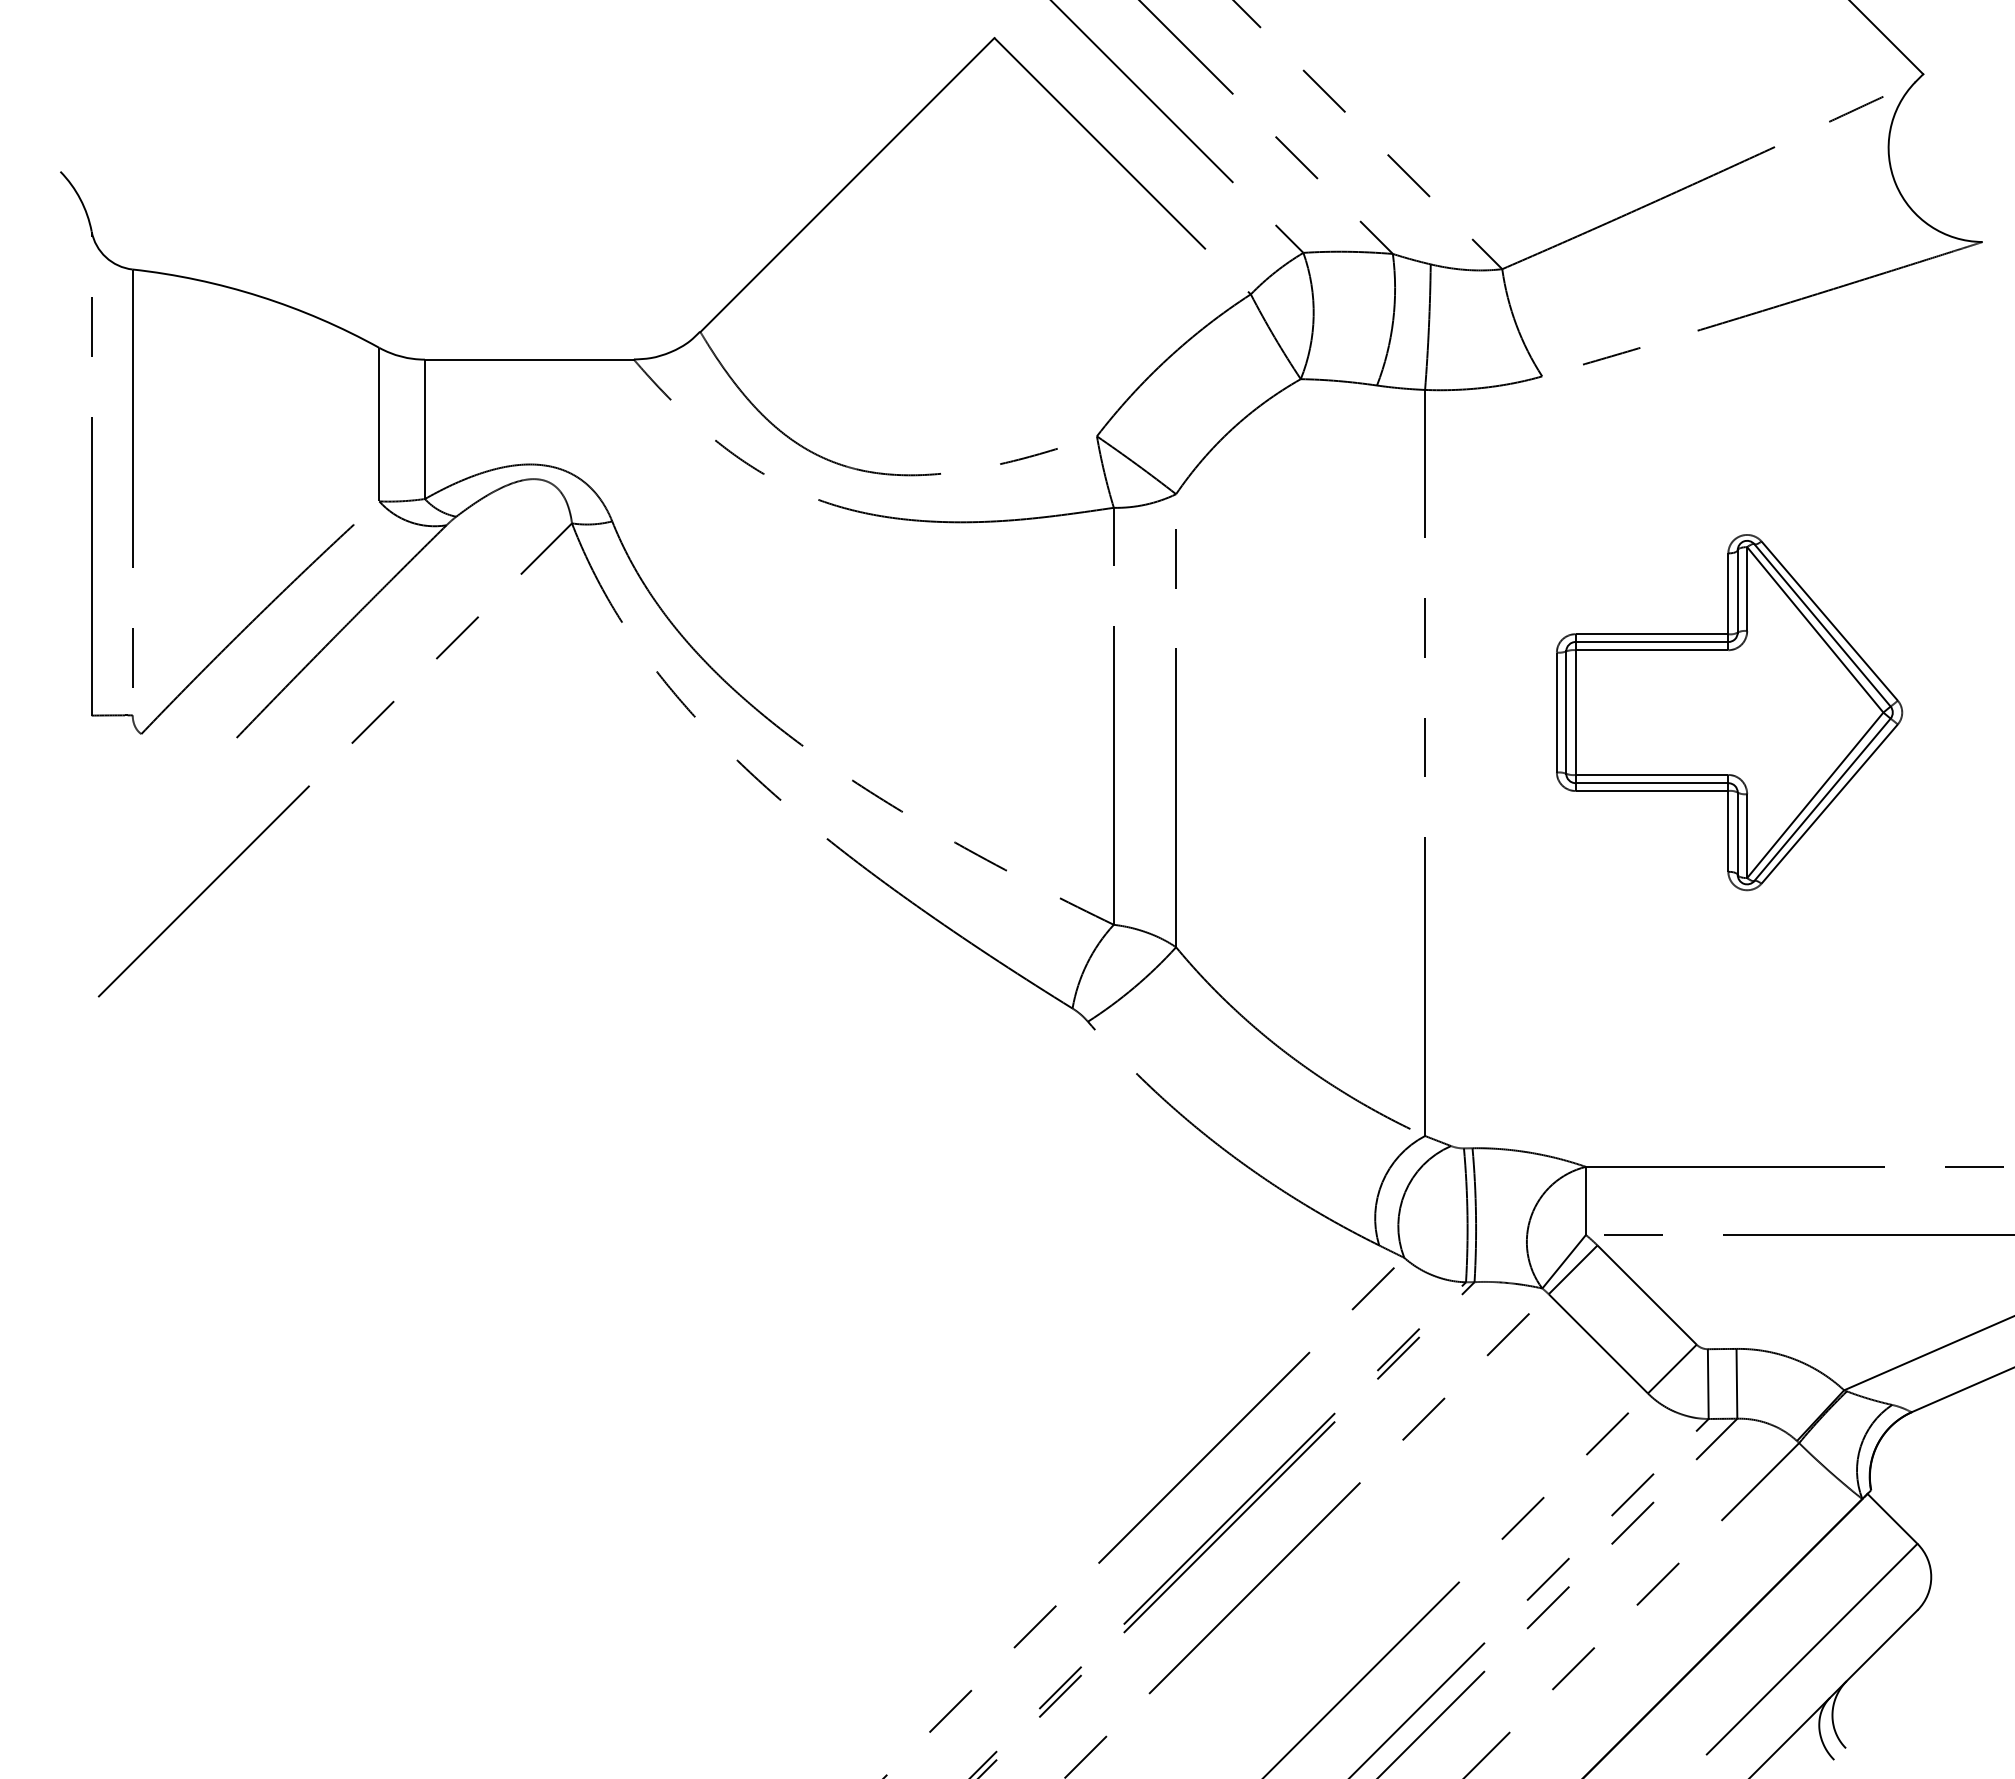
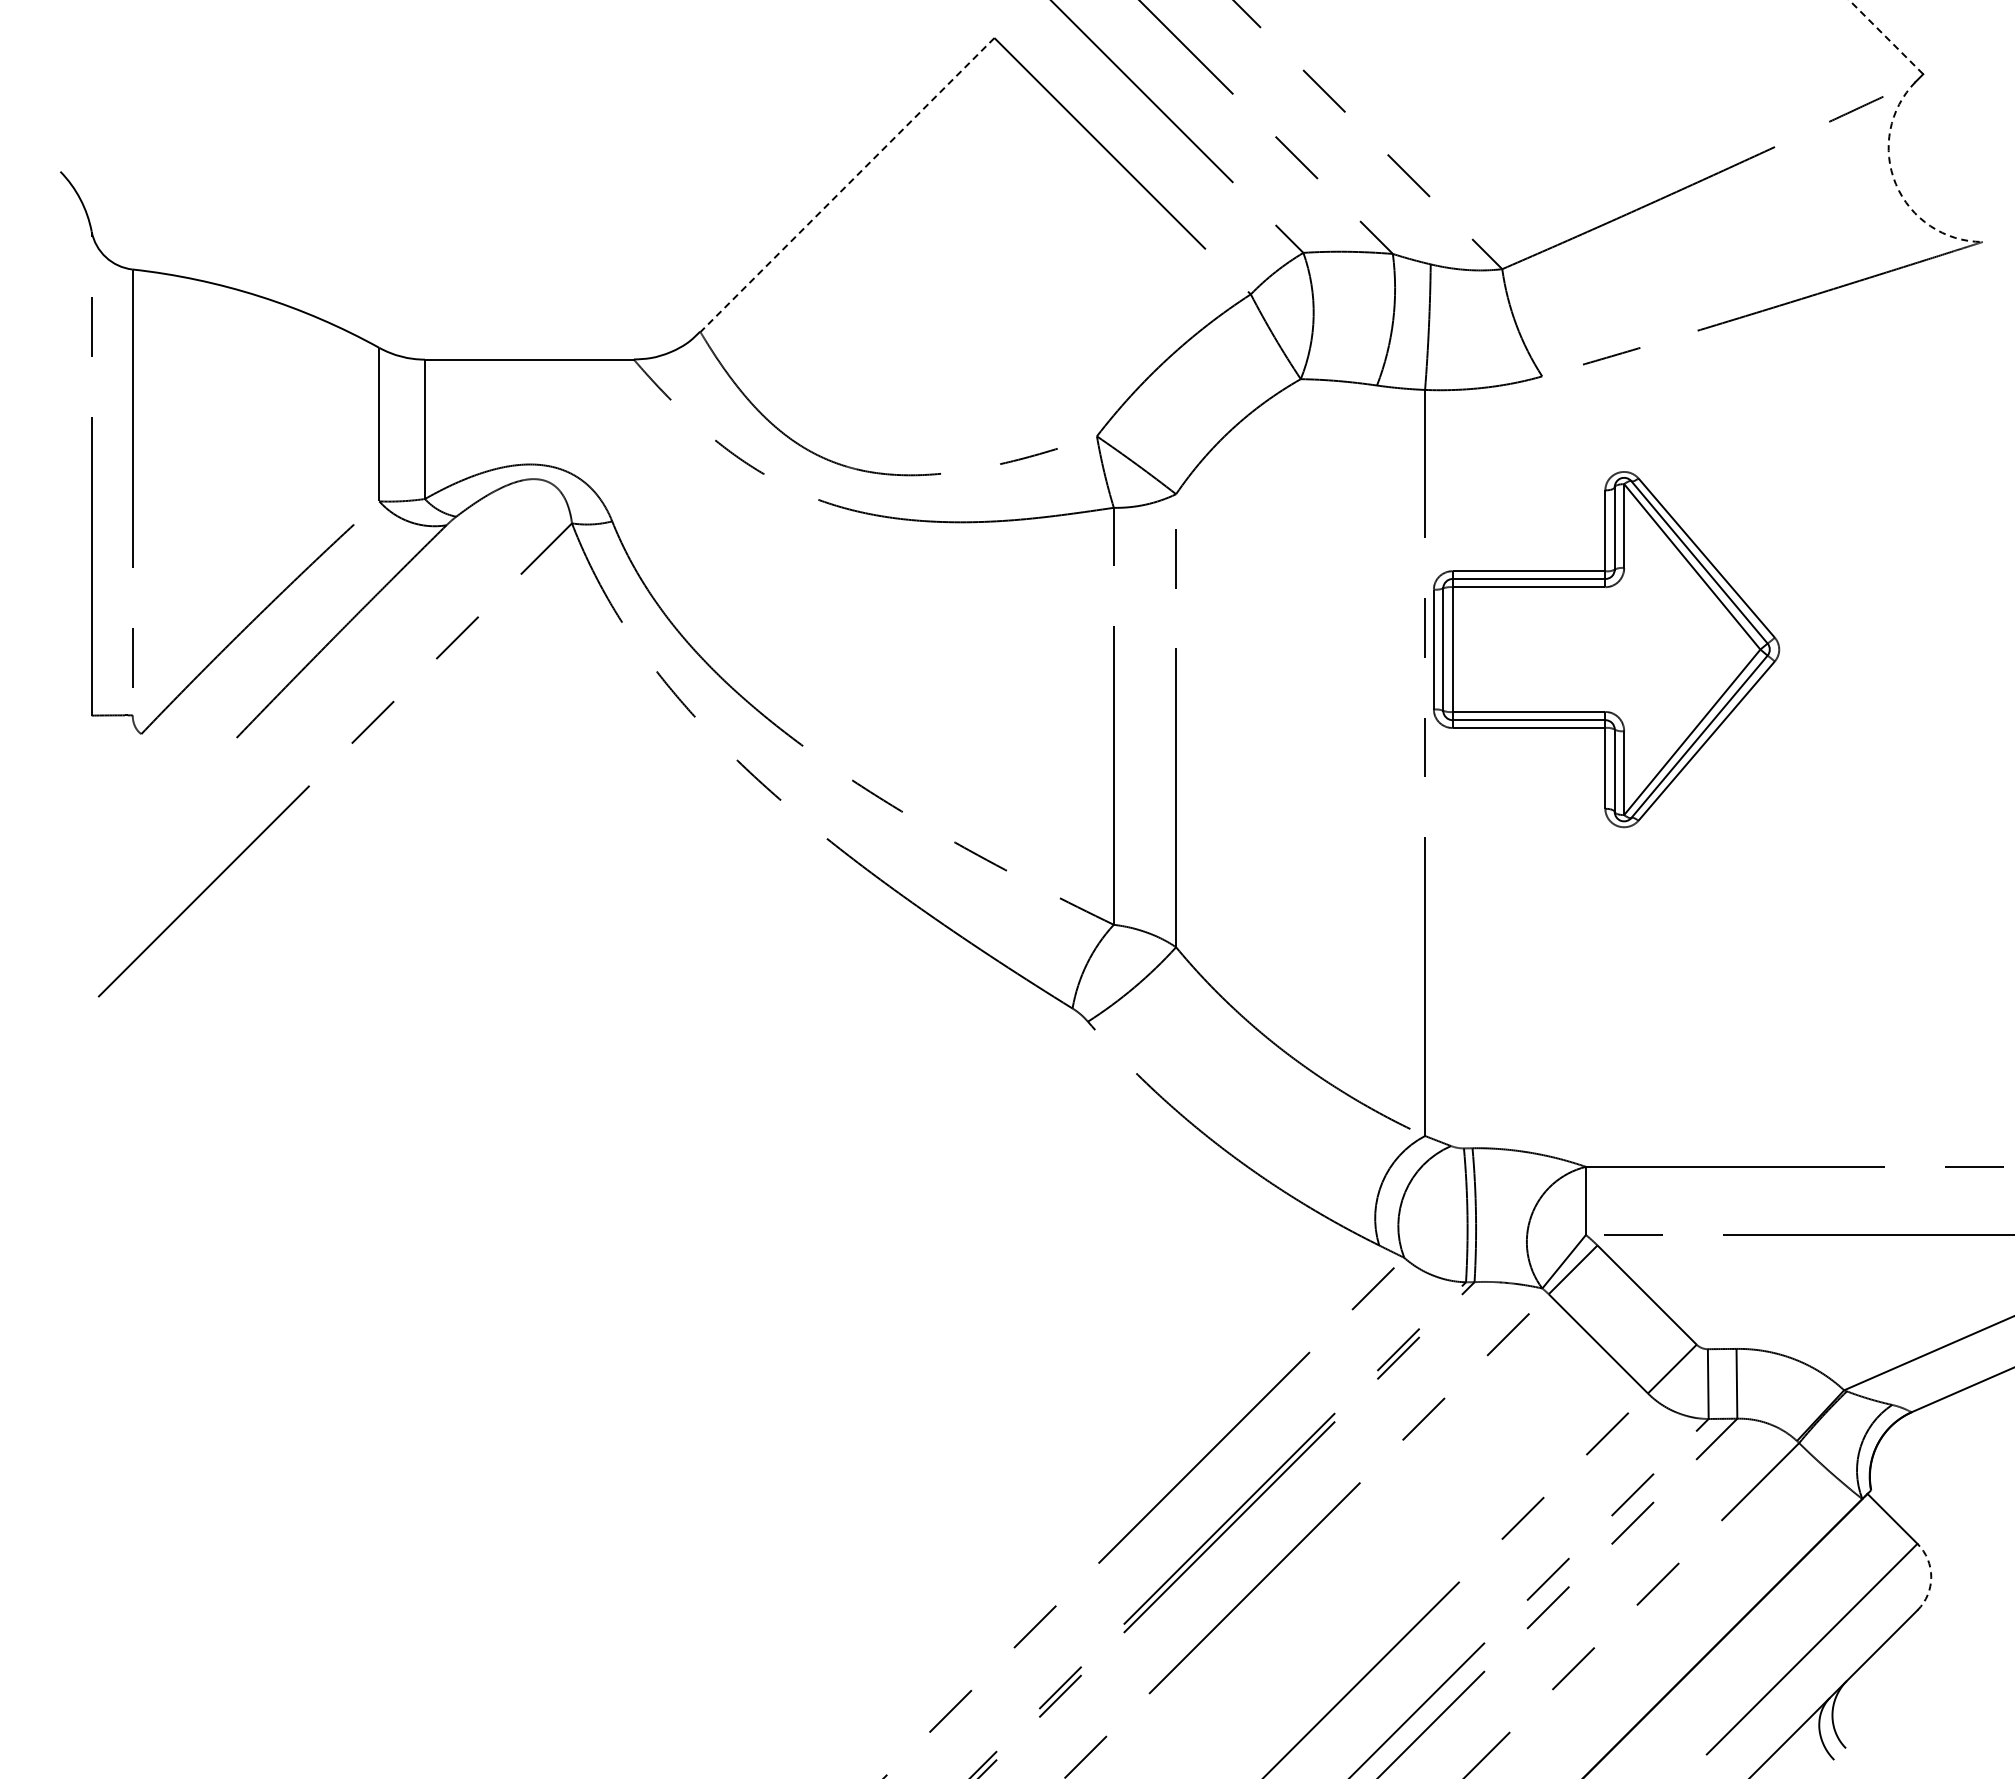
line: solid -> dashed (1885, 36)
arc: solid -> dashed (1895, 184)
line: solid -> dashed (847, 185)
part position: (1729, 712) -> (1606, 649) (1606, 649)
arc: solid -> dashed (1931, 1577)
